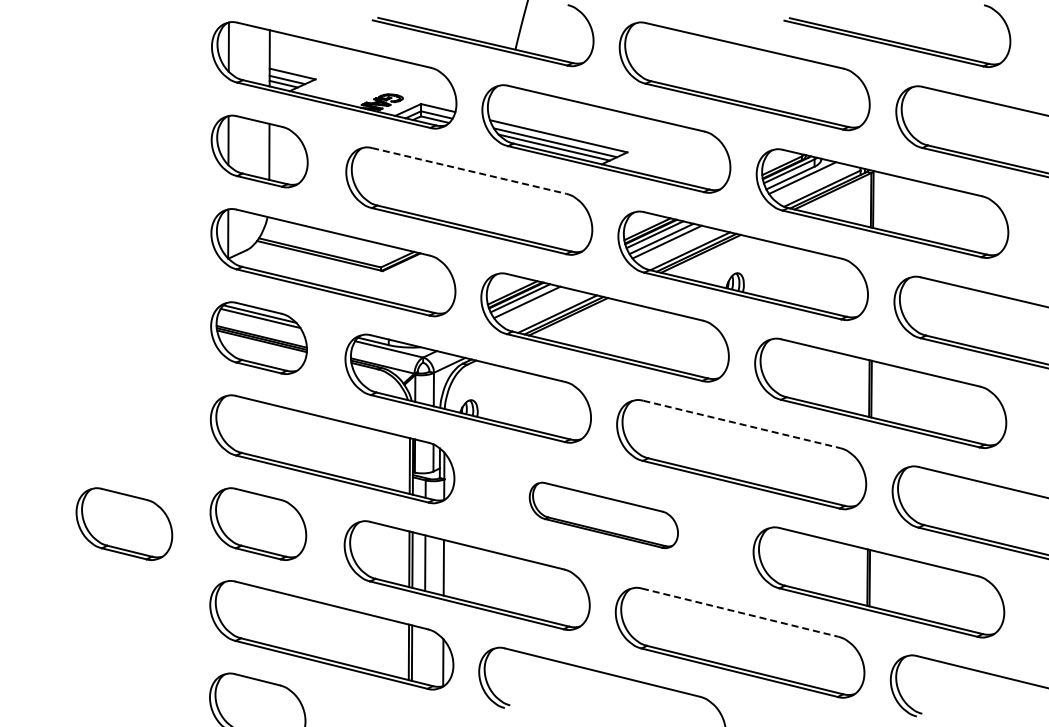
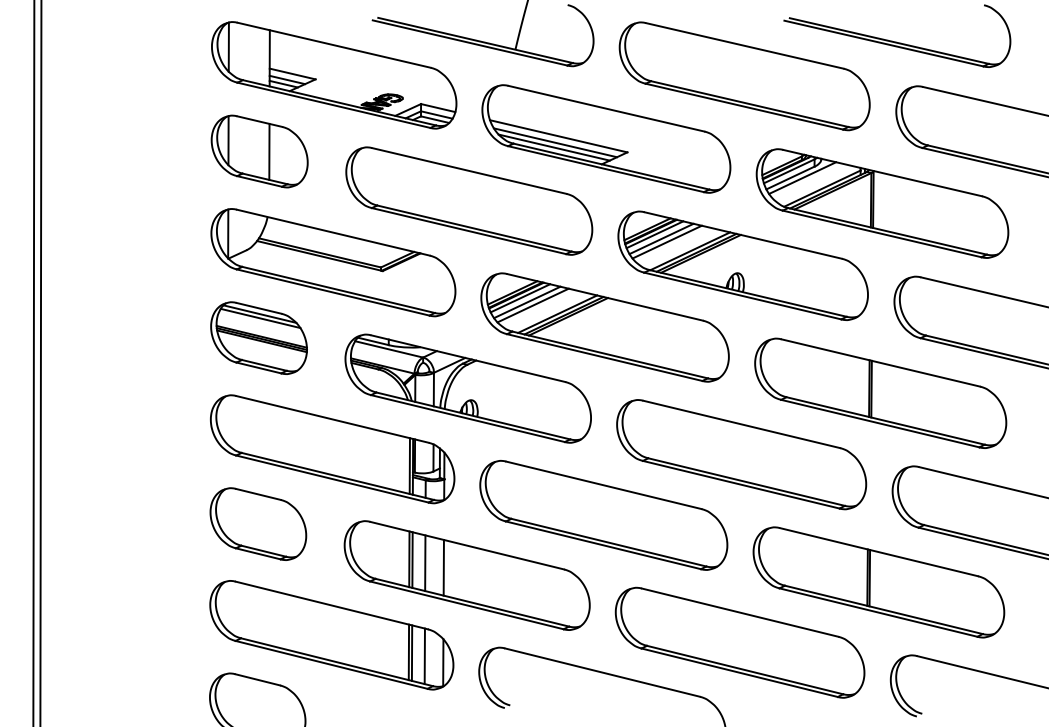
line: dashed -> solid (469, 170)
line: none -> present (532, 305)
line: none -> present (33, 362)
line: none -> present (40, 362)
line: dashed -> solid (742, 424)
part size: 151x69 px -> 250x111 px (603, 515)
part: present -> none (124, 523)
line: dashed -> solid (740, 612)
line: none -> present (424, 656)
